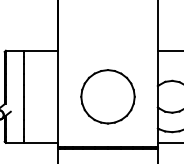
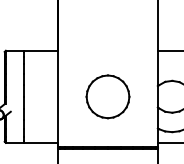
part size: 56x56 px -> 46x46 px (107, 96)
